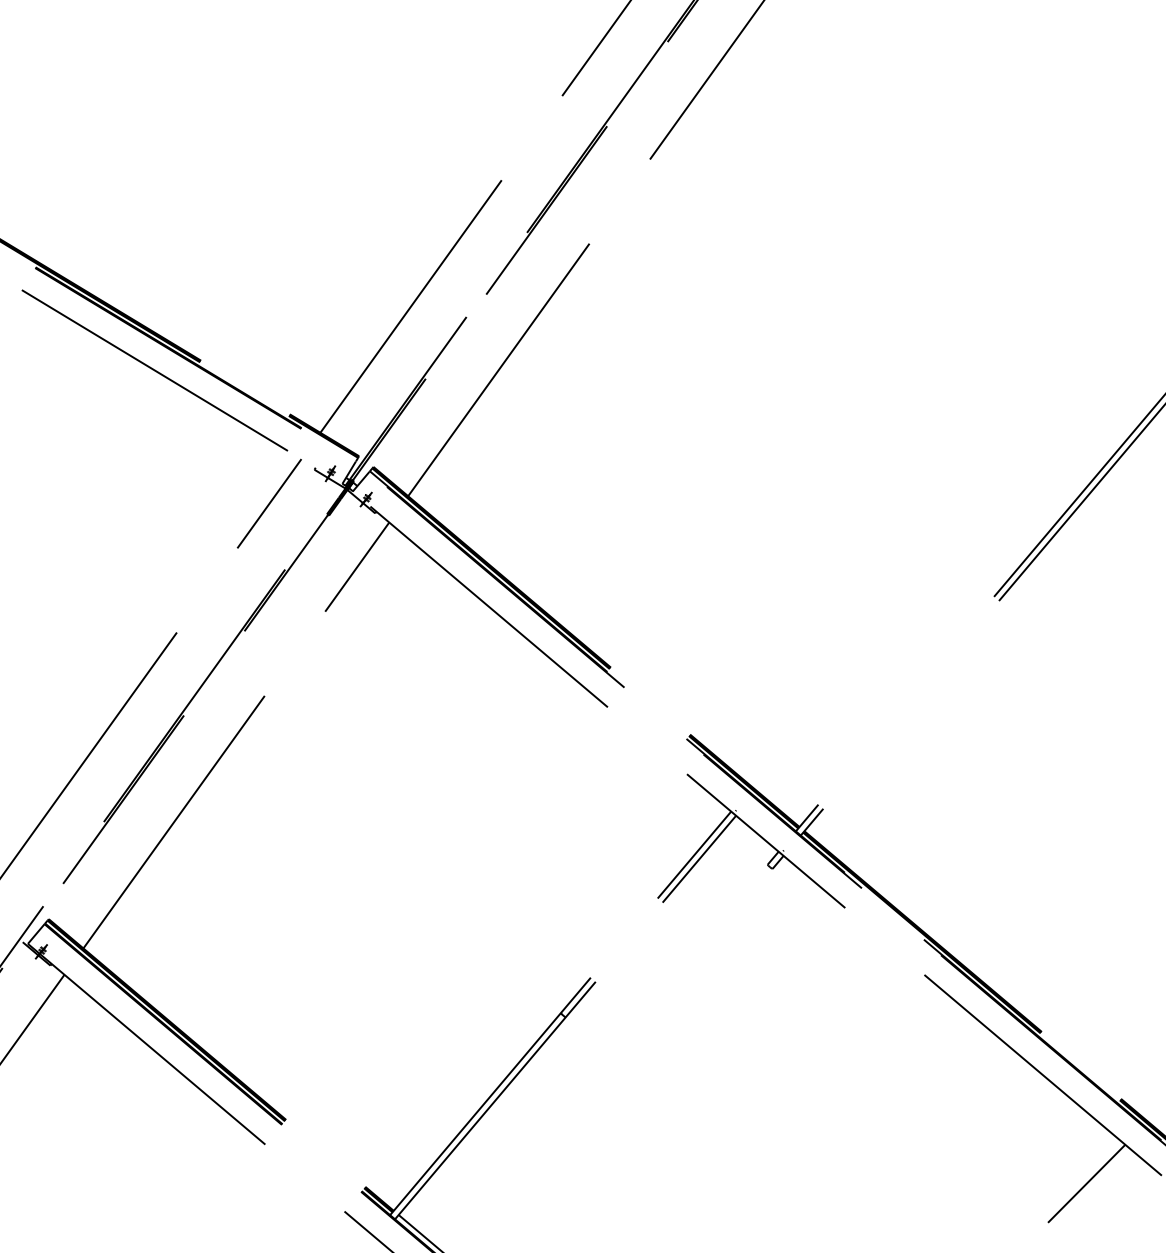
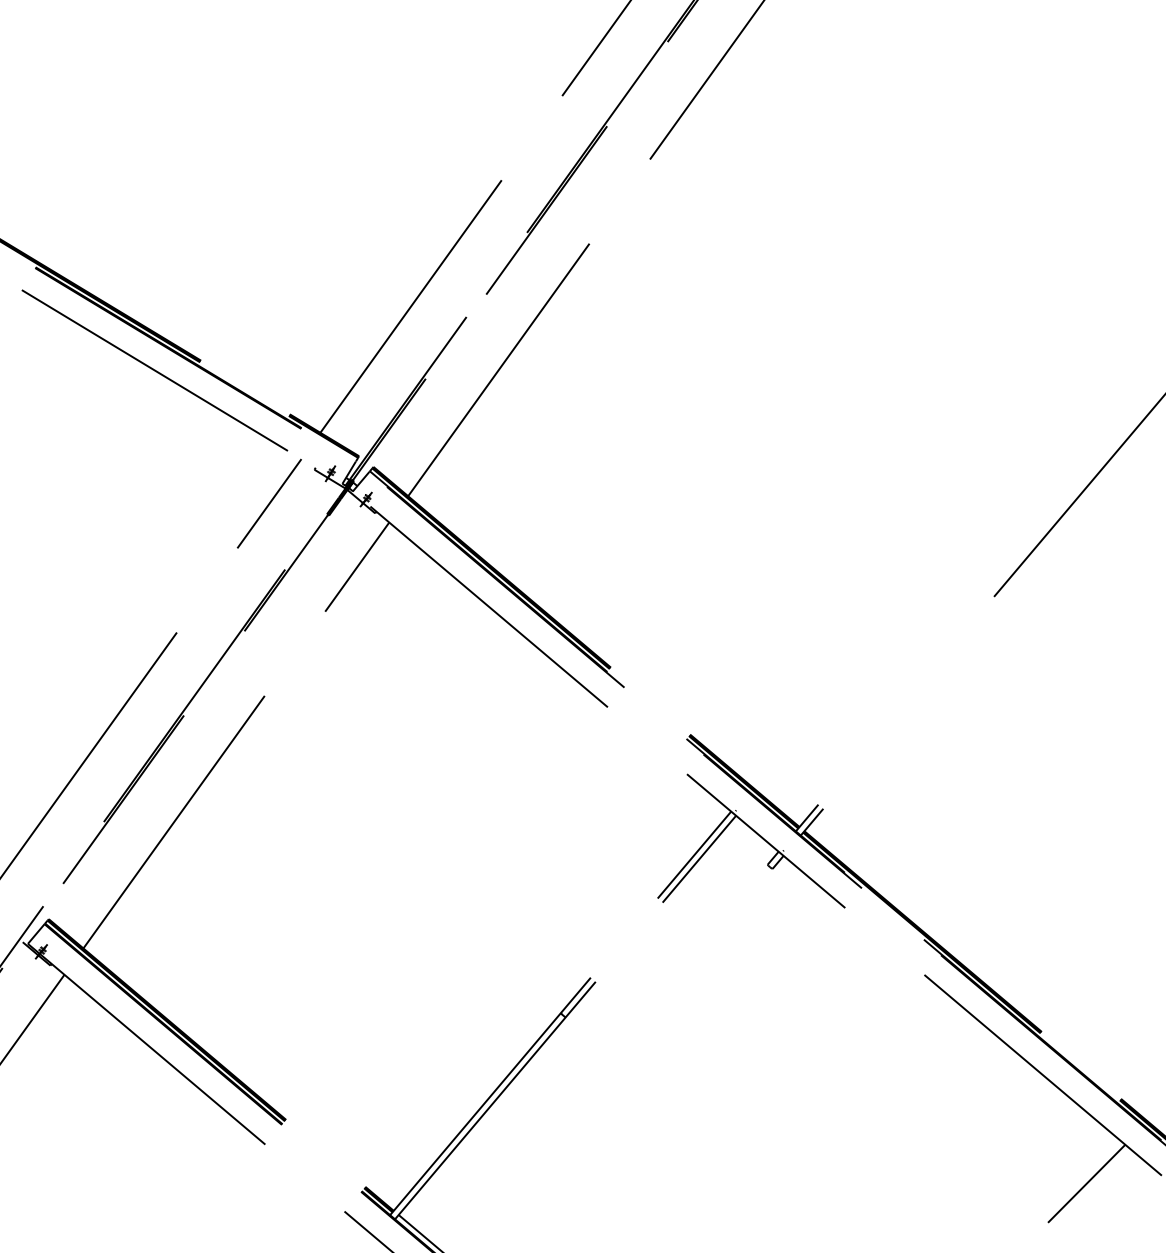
line: present -> none (1080, 503)
